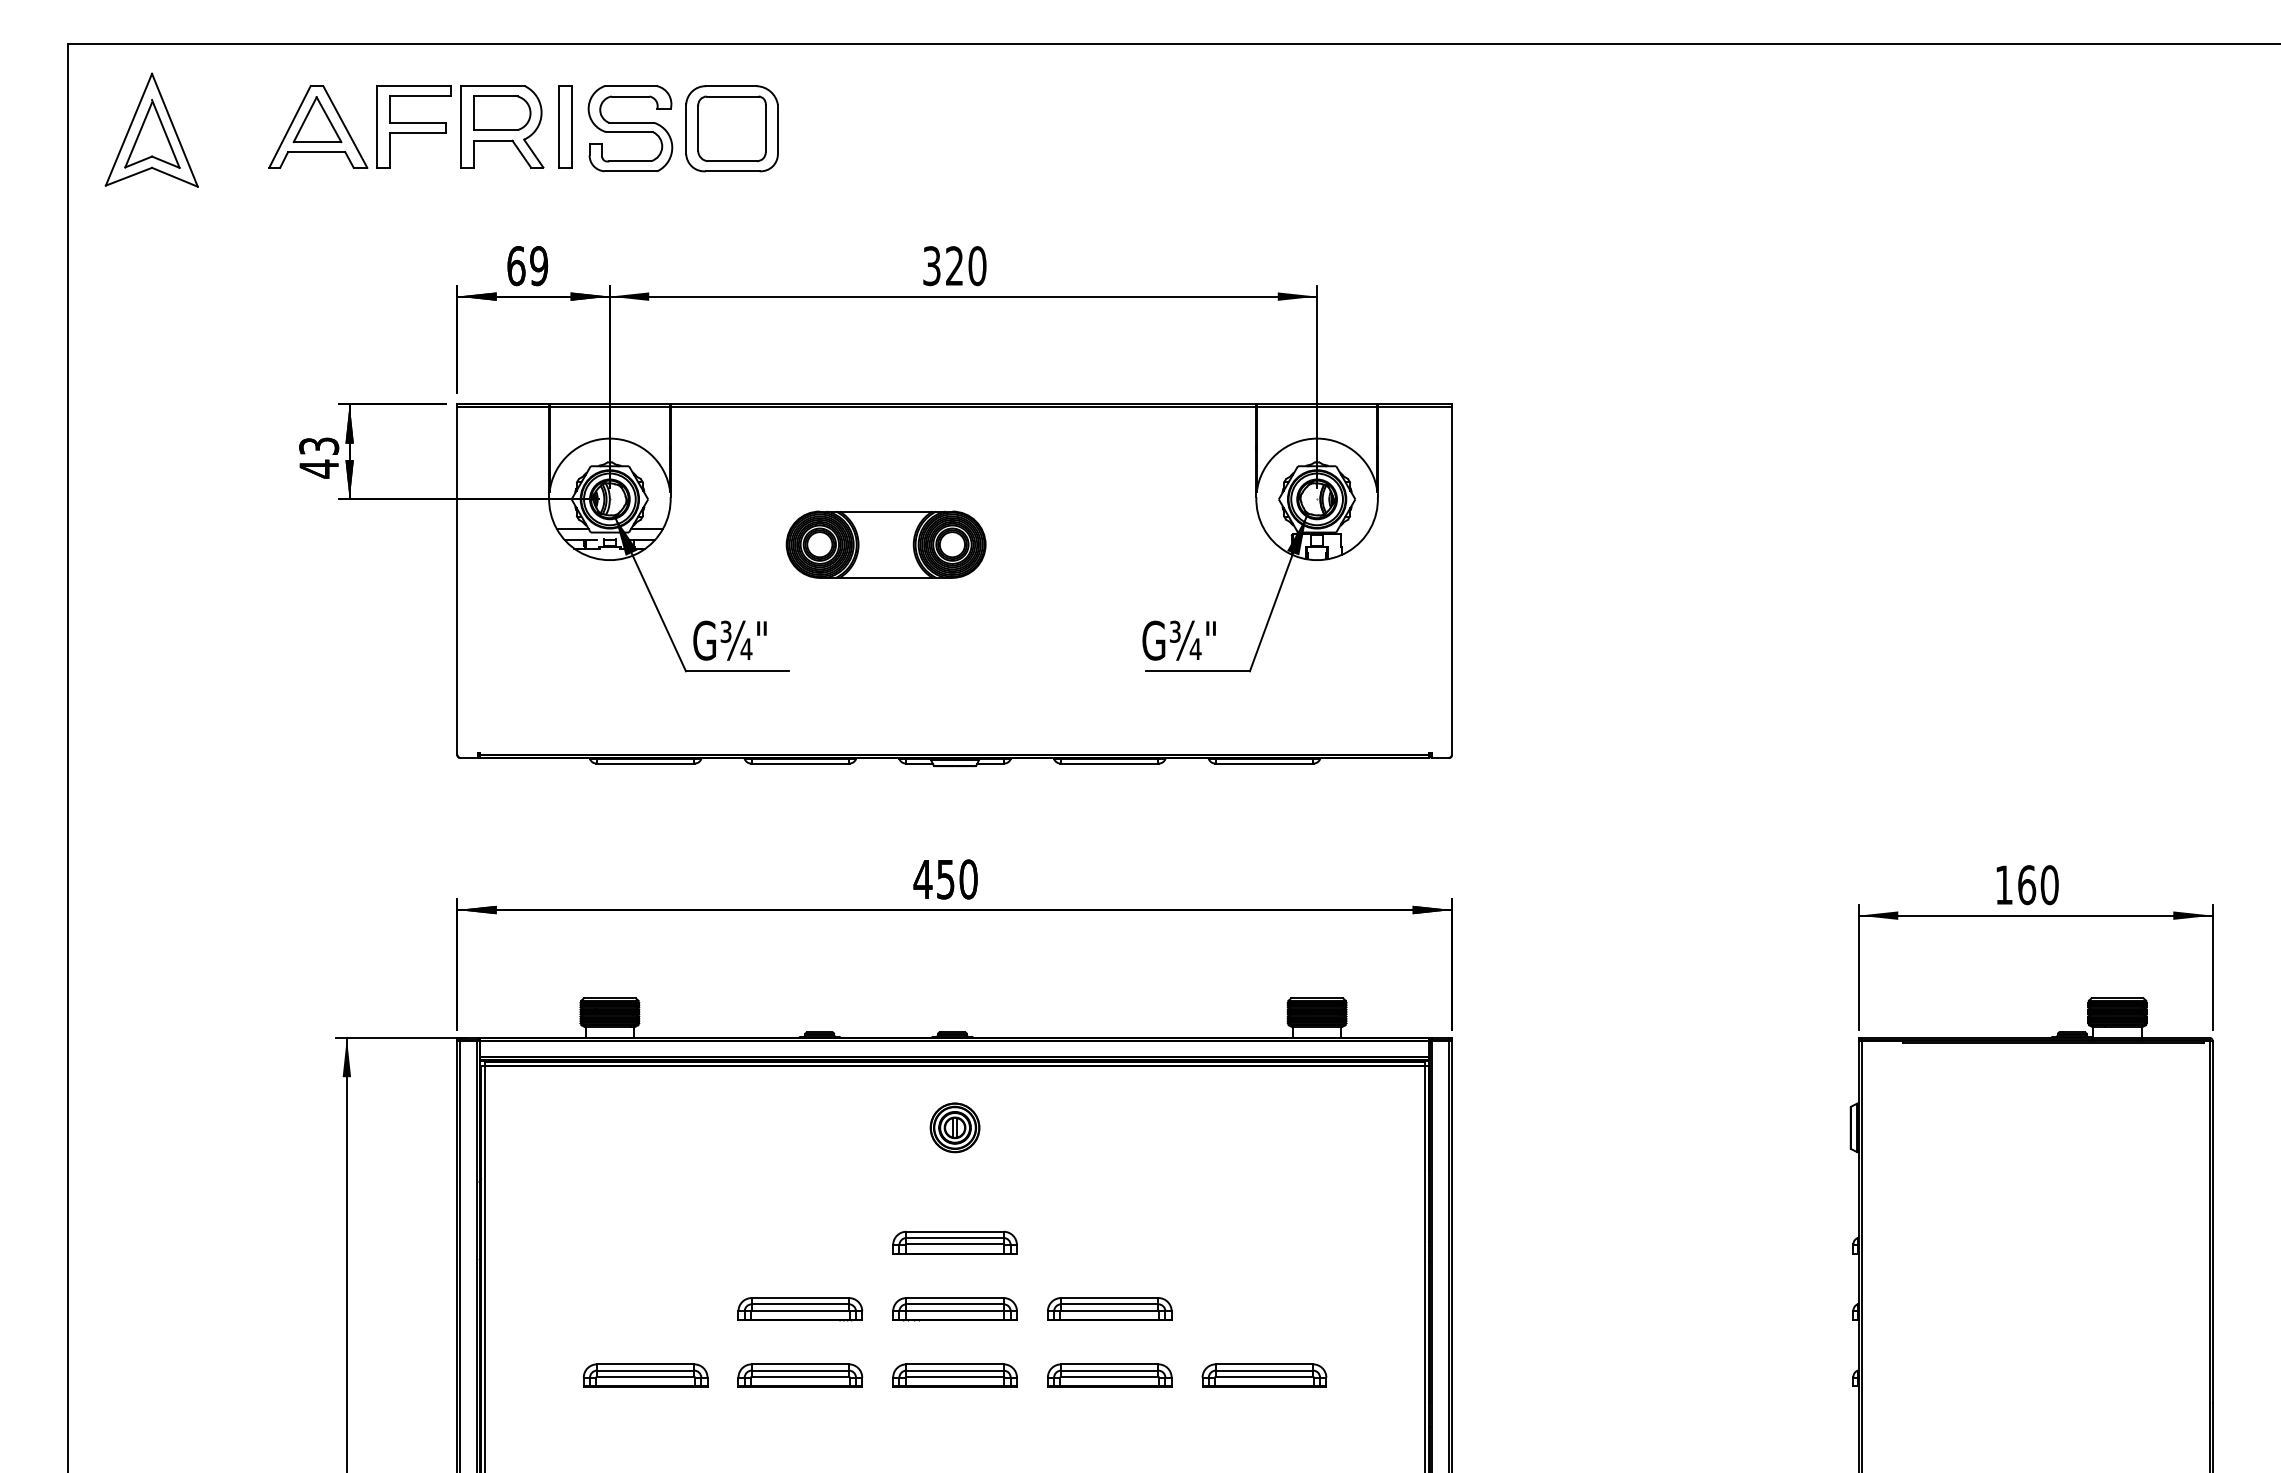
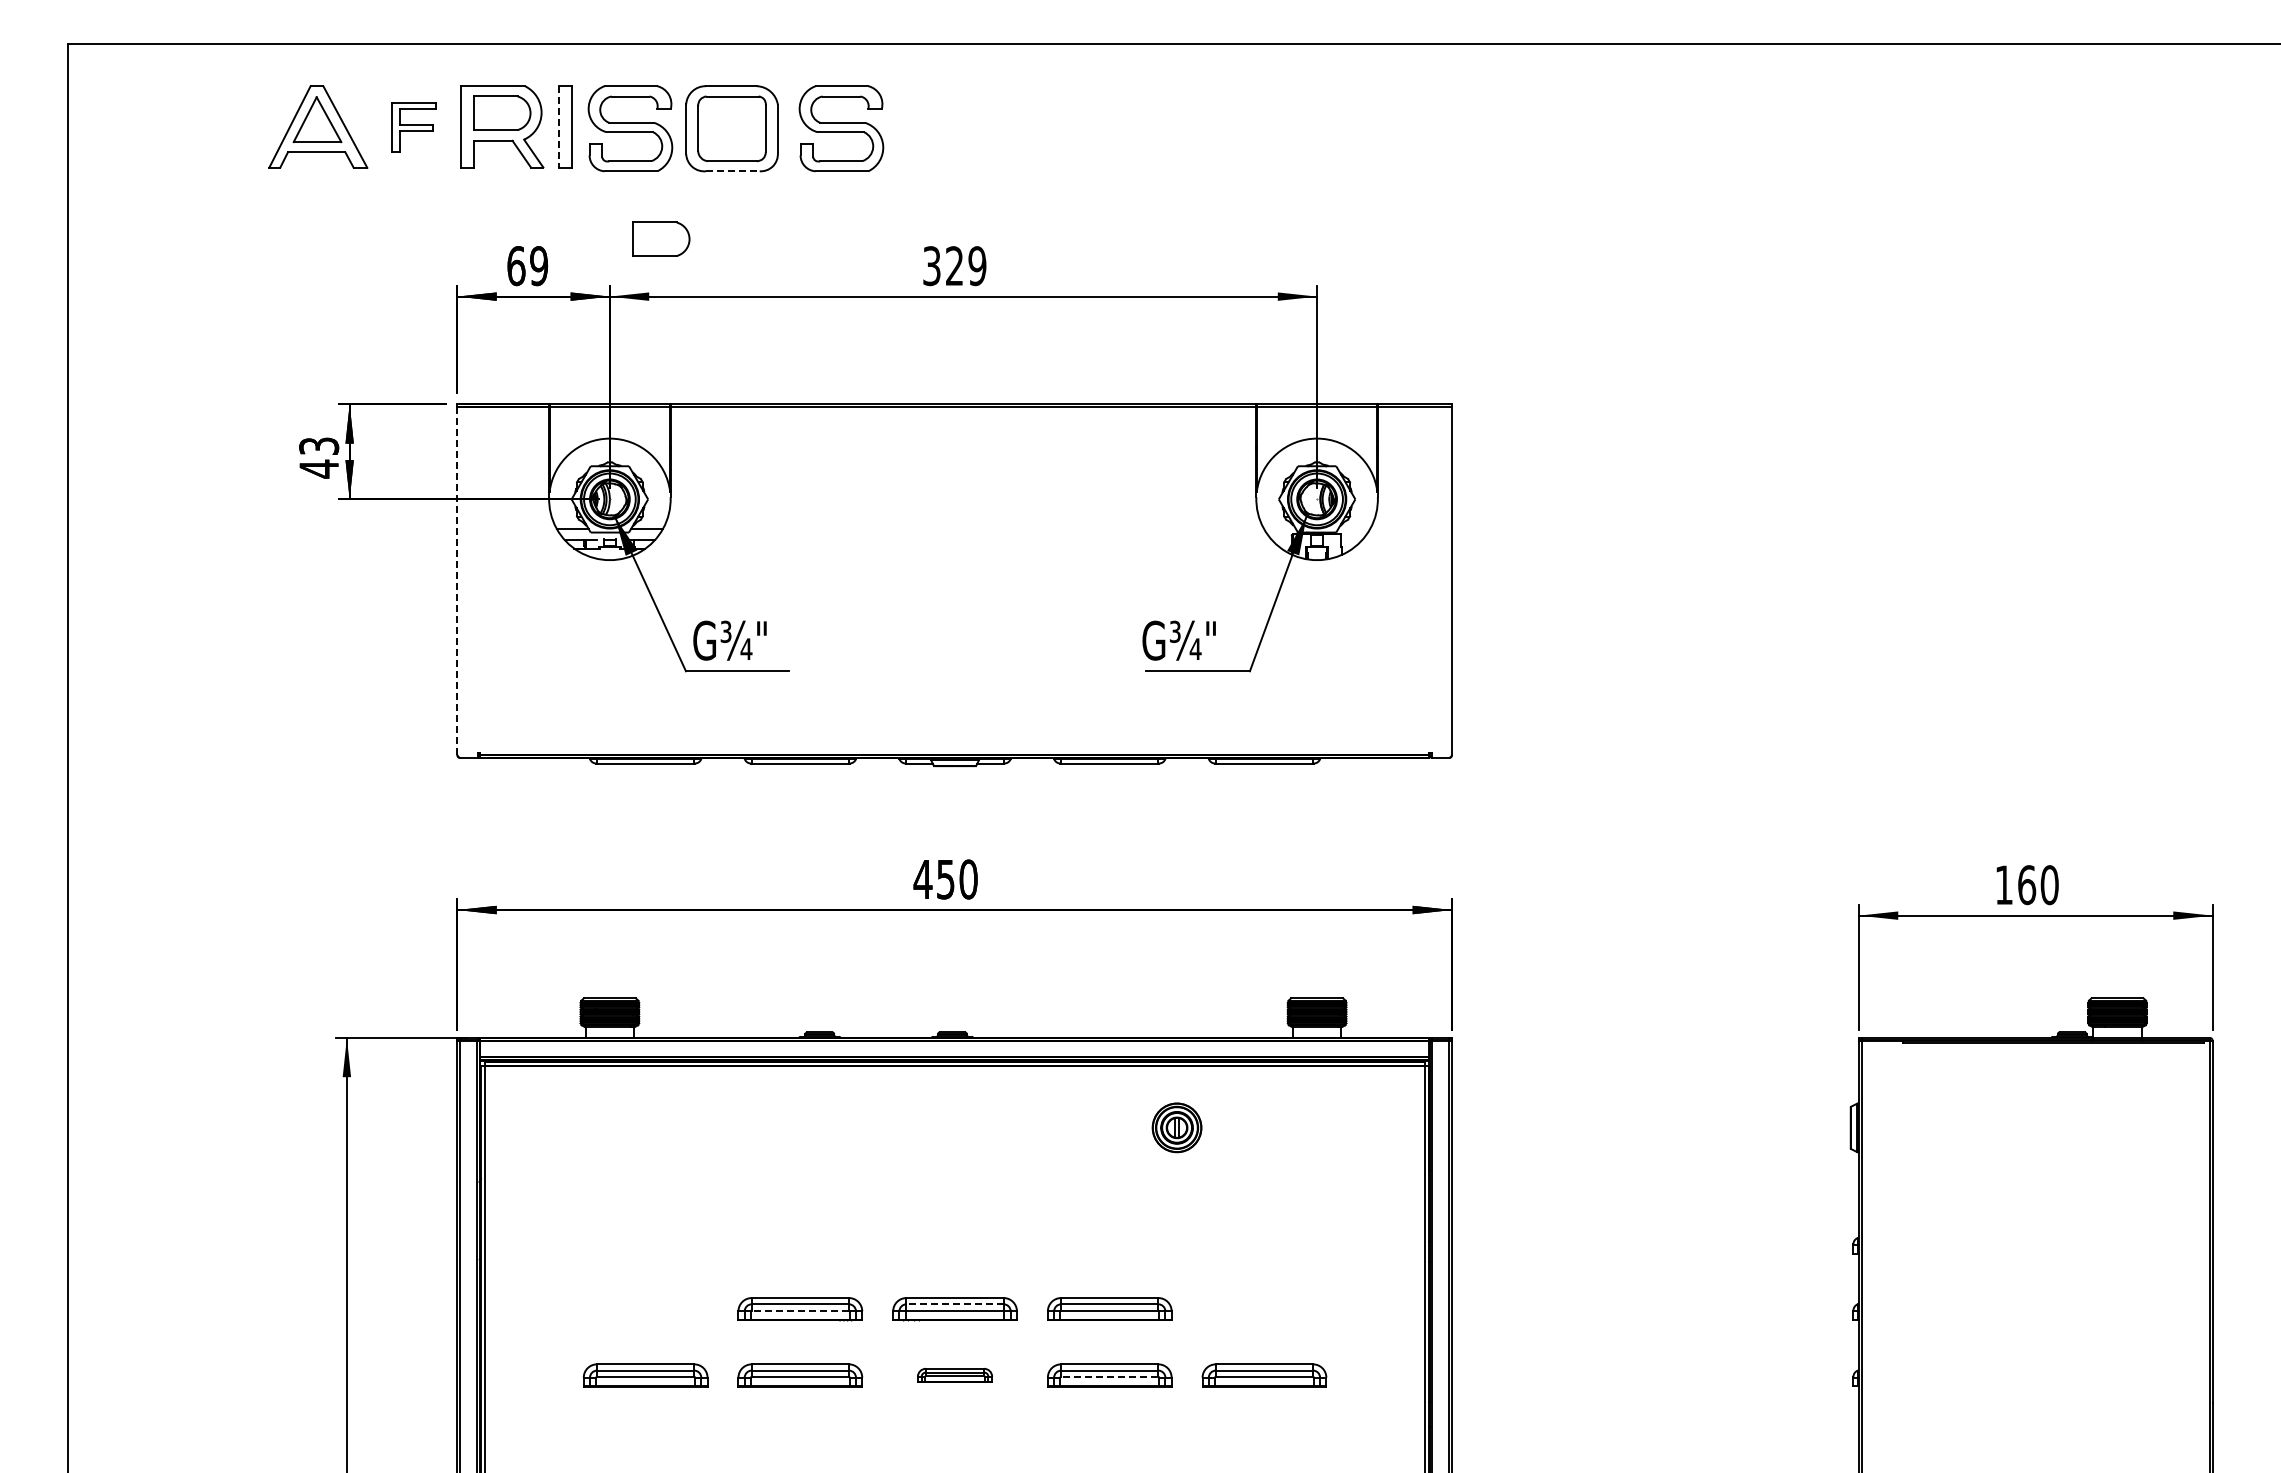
part size: 76x84 px -> 46x51 px (413, 127)
line: solid -> dashed (559, 126)
part: none -> present (841, 128)
part: present -> none (151, 129)
line: solid -> dashed (732, 171)
part: none -> present (661, 238)
text: 320 -> 329 (977, 266)
part: present -> none (885, 544)
line: solid -> dashed (457, 580)
part position: (954, 1127) -> (1176, 1127) (1176, 1127)
part: present -> none (954, 1242)
line: solid -> dashed (955, 1304)
line: solid -> dashed (800, 1310)
part size: 126x25 px -> 76x15 px (954, 1375)
line: solid -> dashed (1109, 1376)
